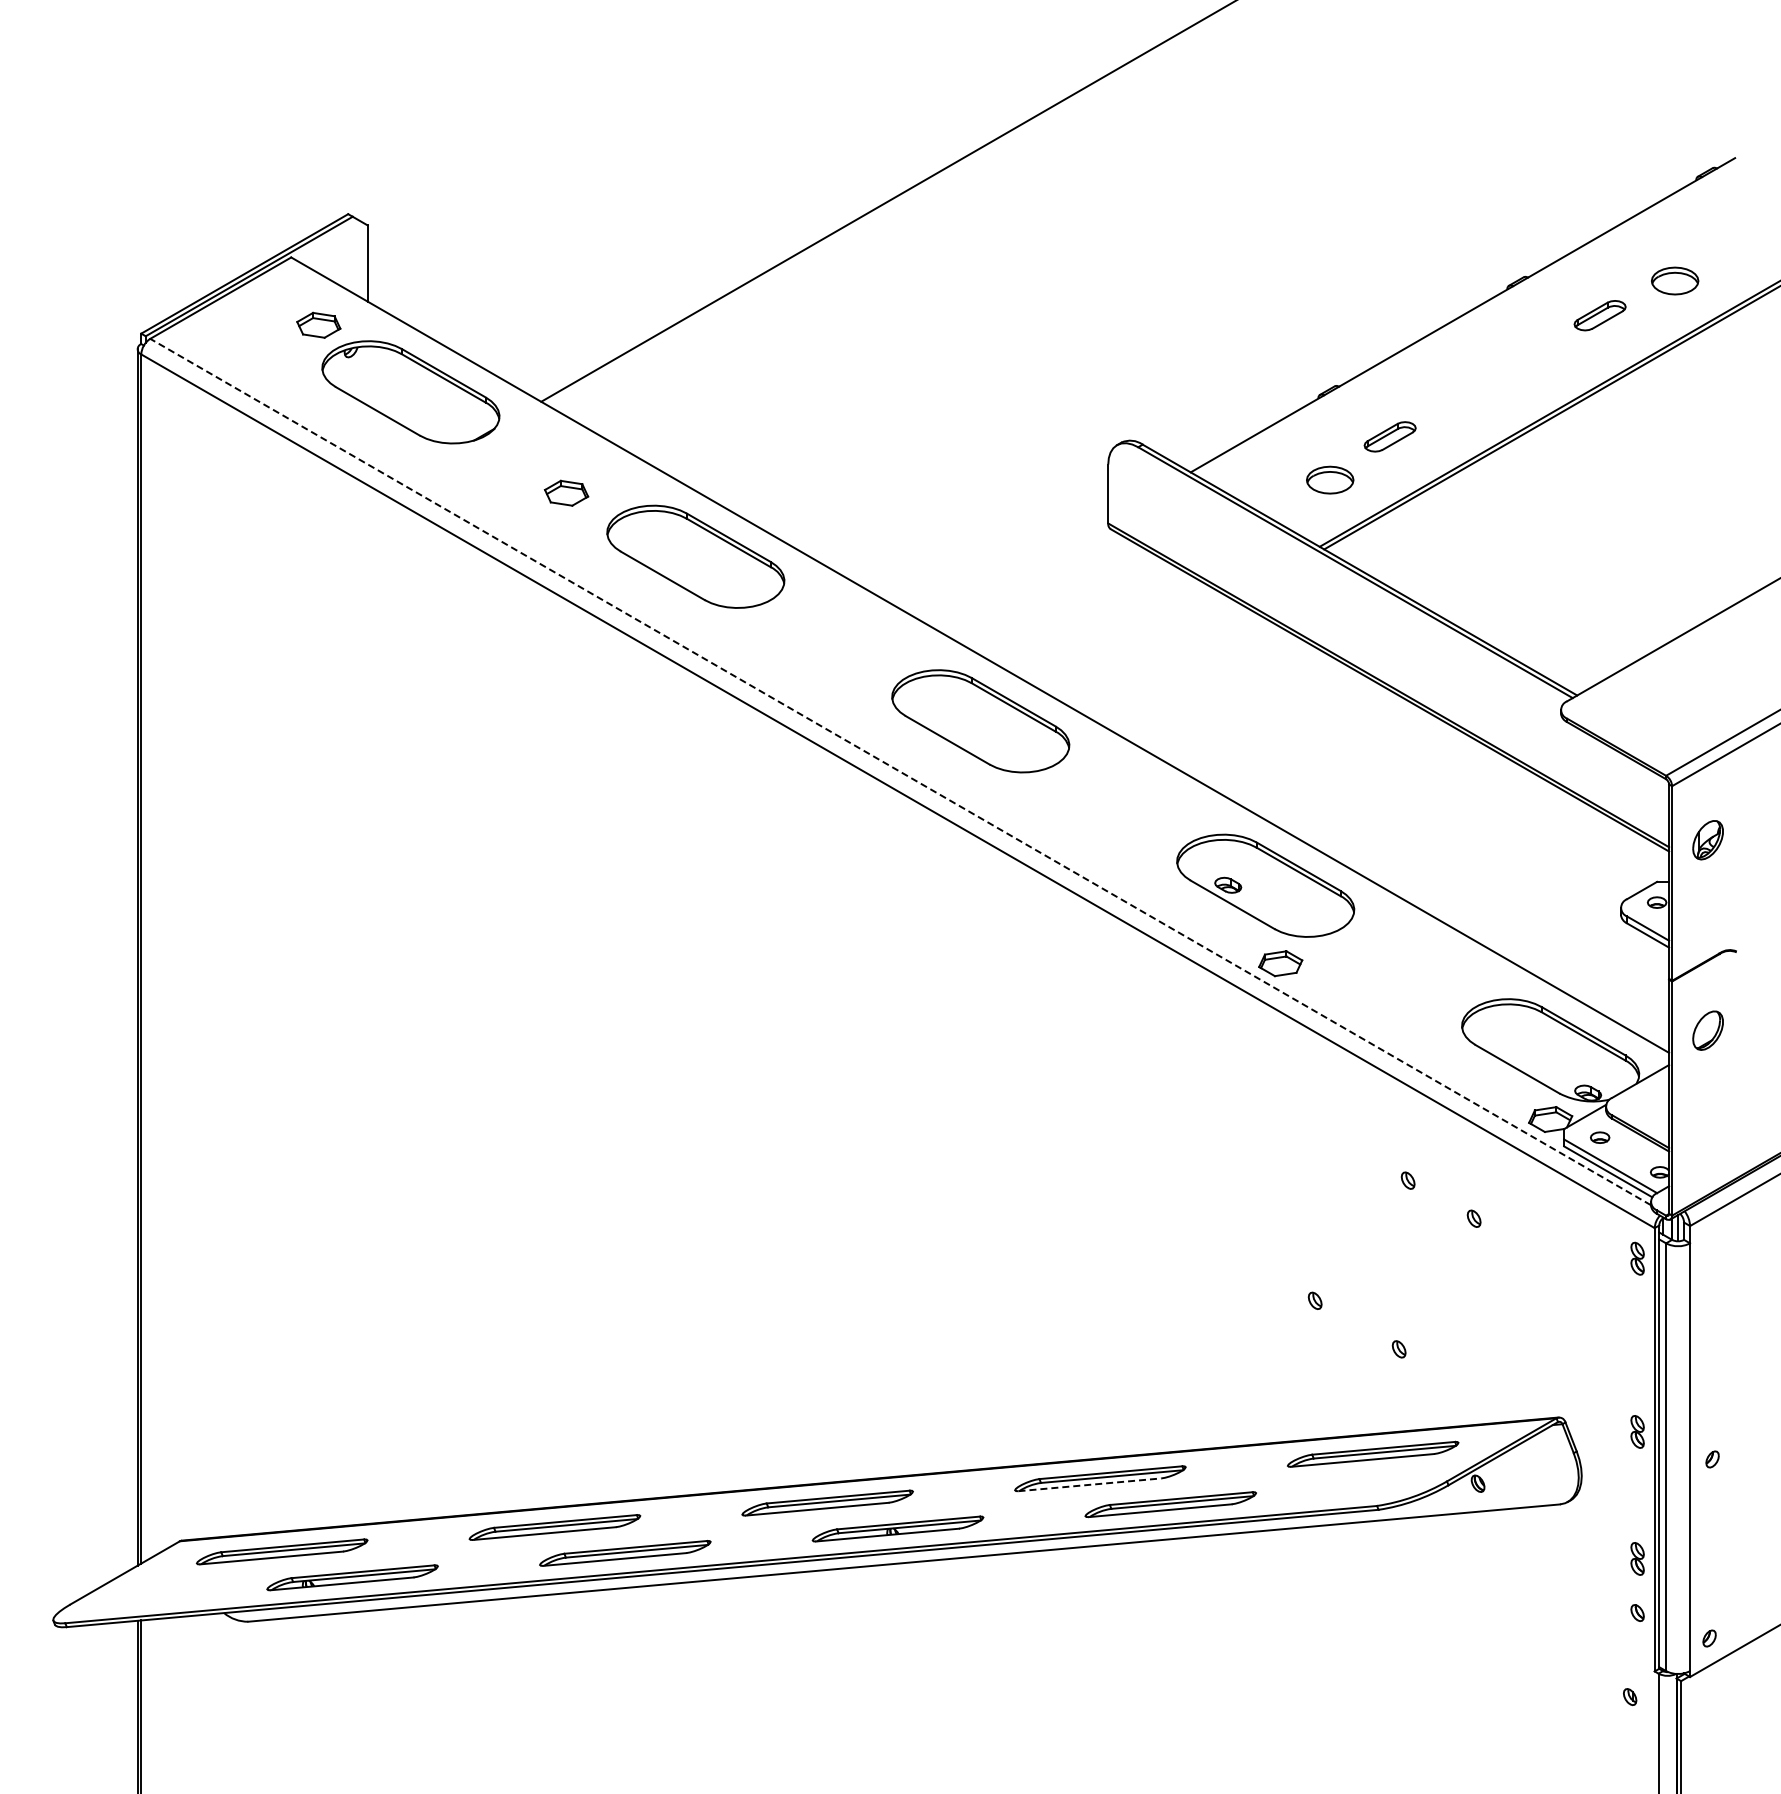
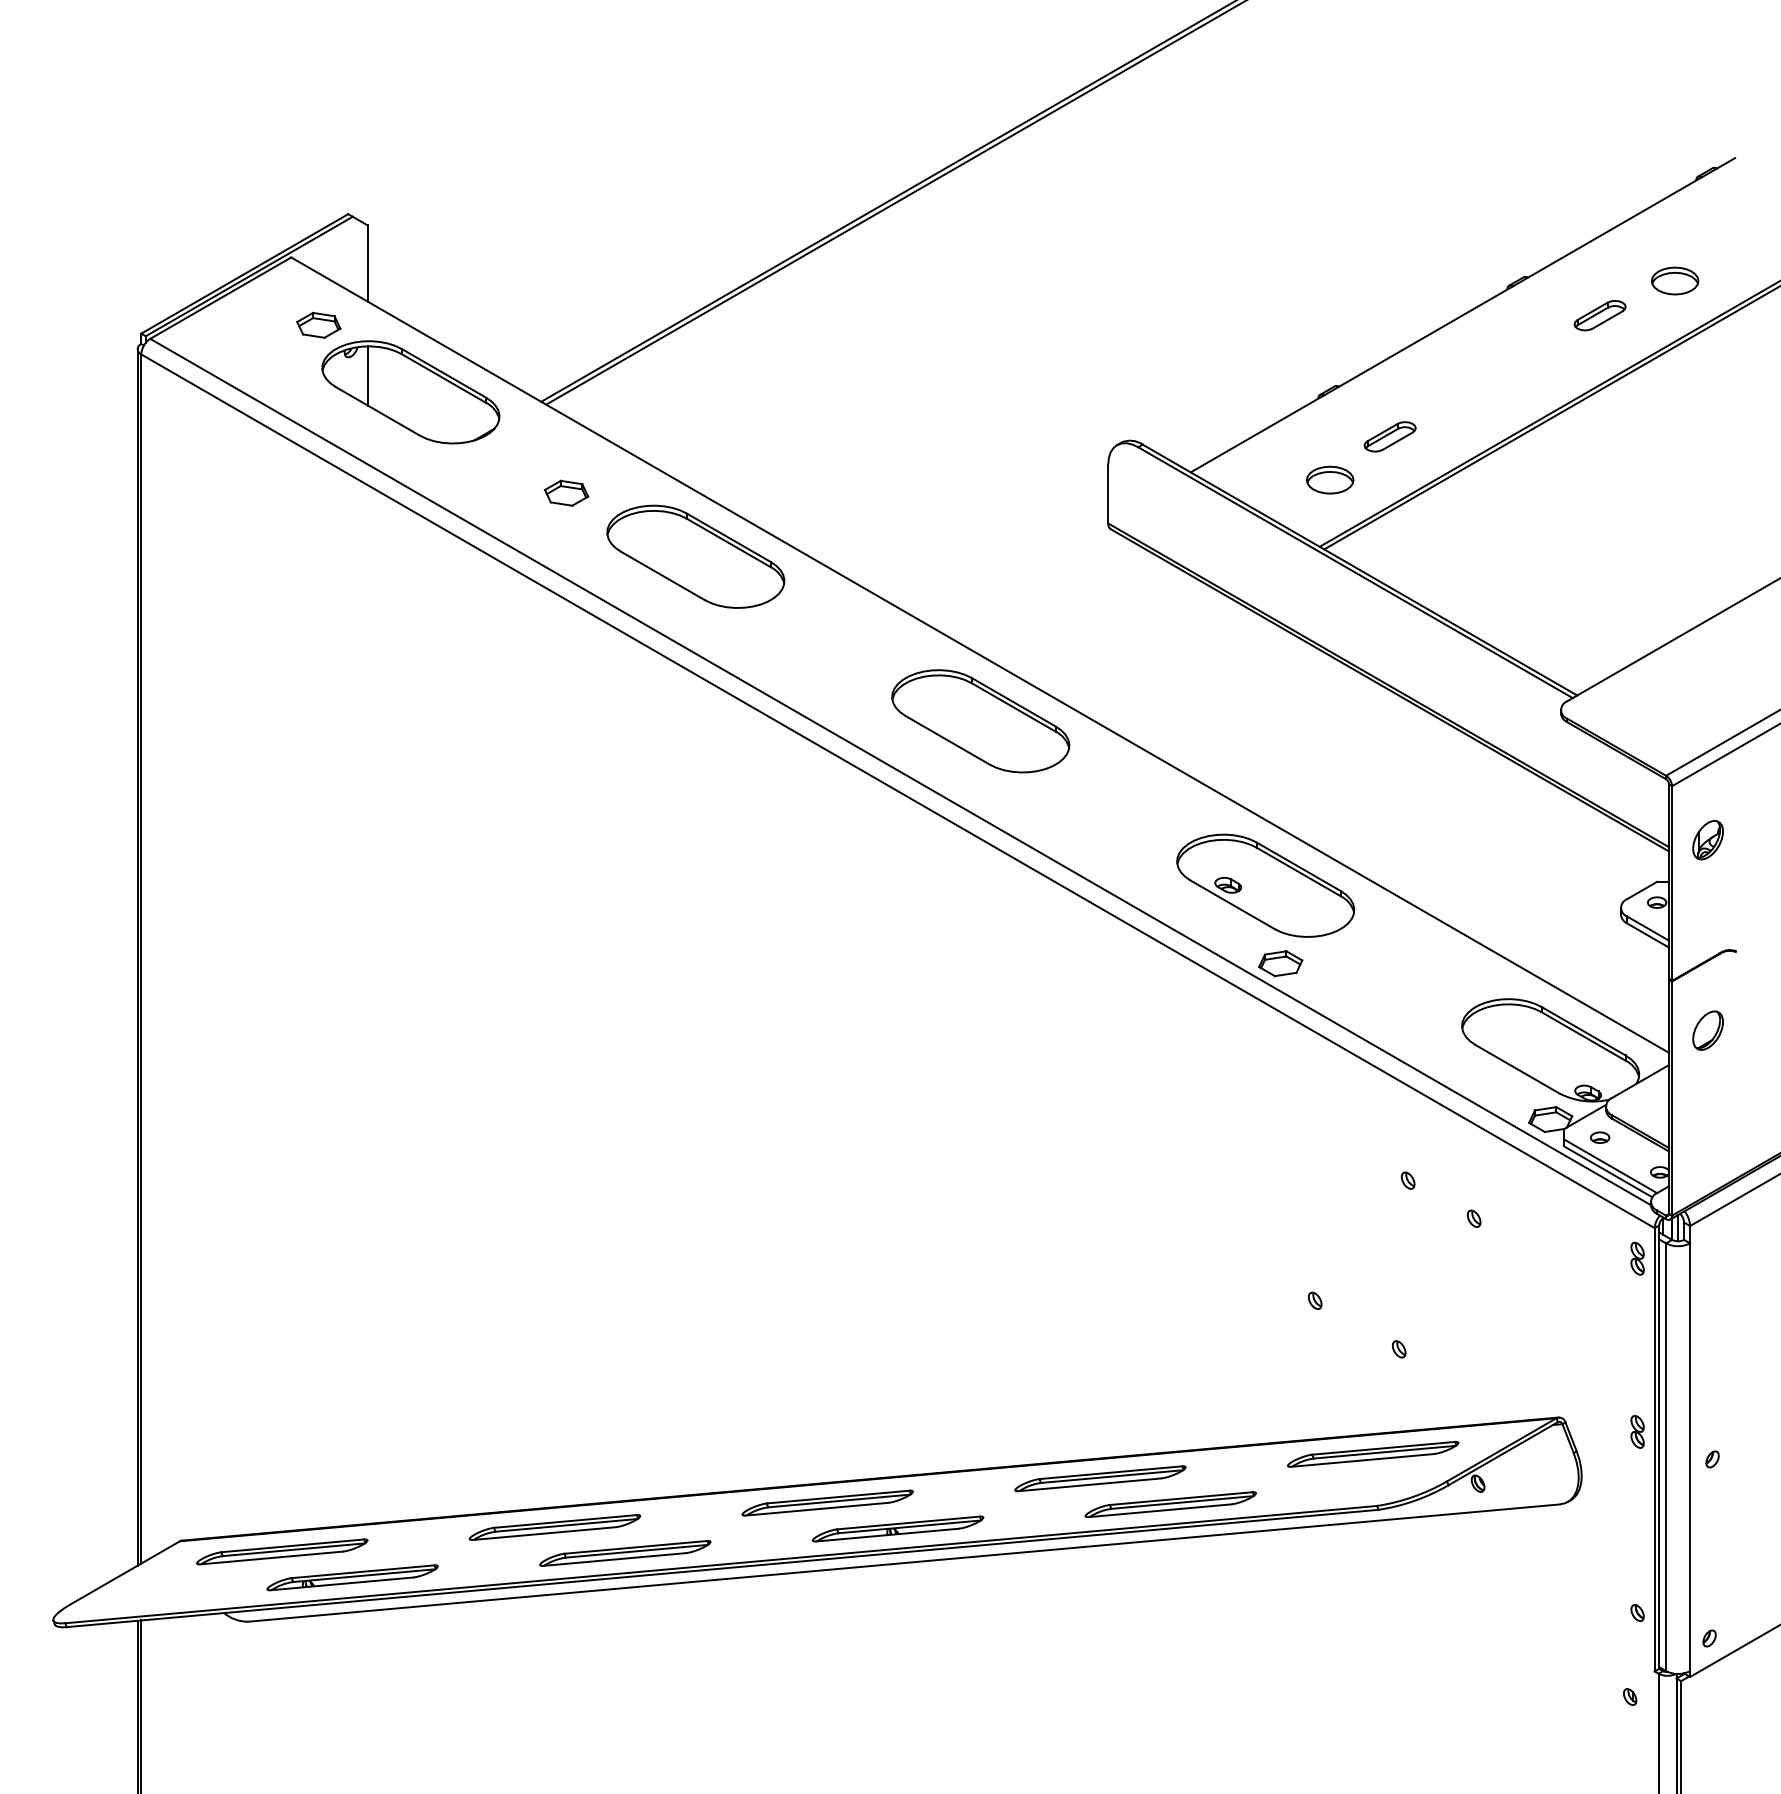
line: none -> present (894, 203)
line: none -> present (367, 375)
line: dashed -> solid (900, 771)
line: dashed -> solid (1089, 1484)
part: present -> none (1637, 1558)
